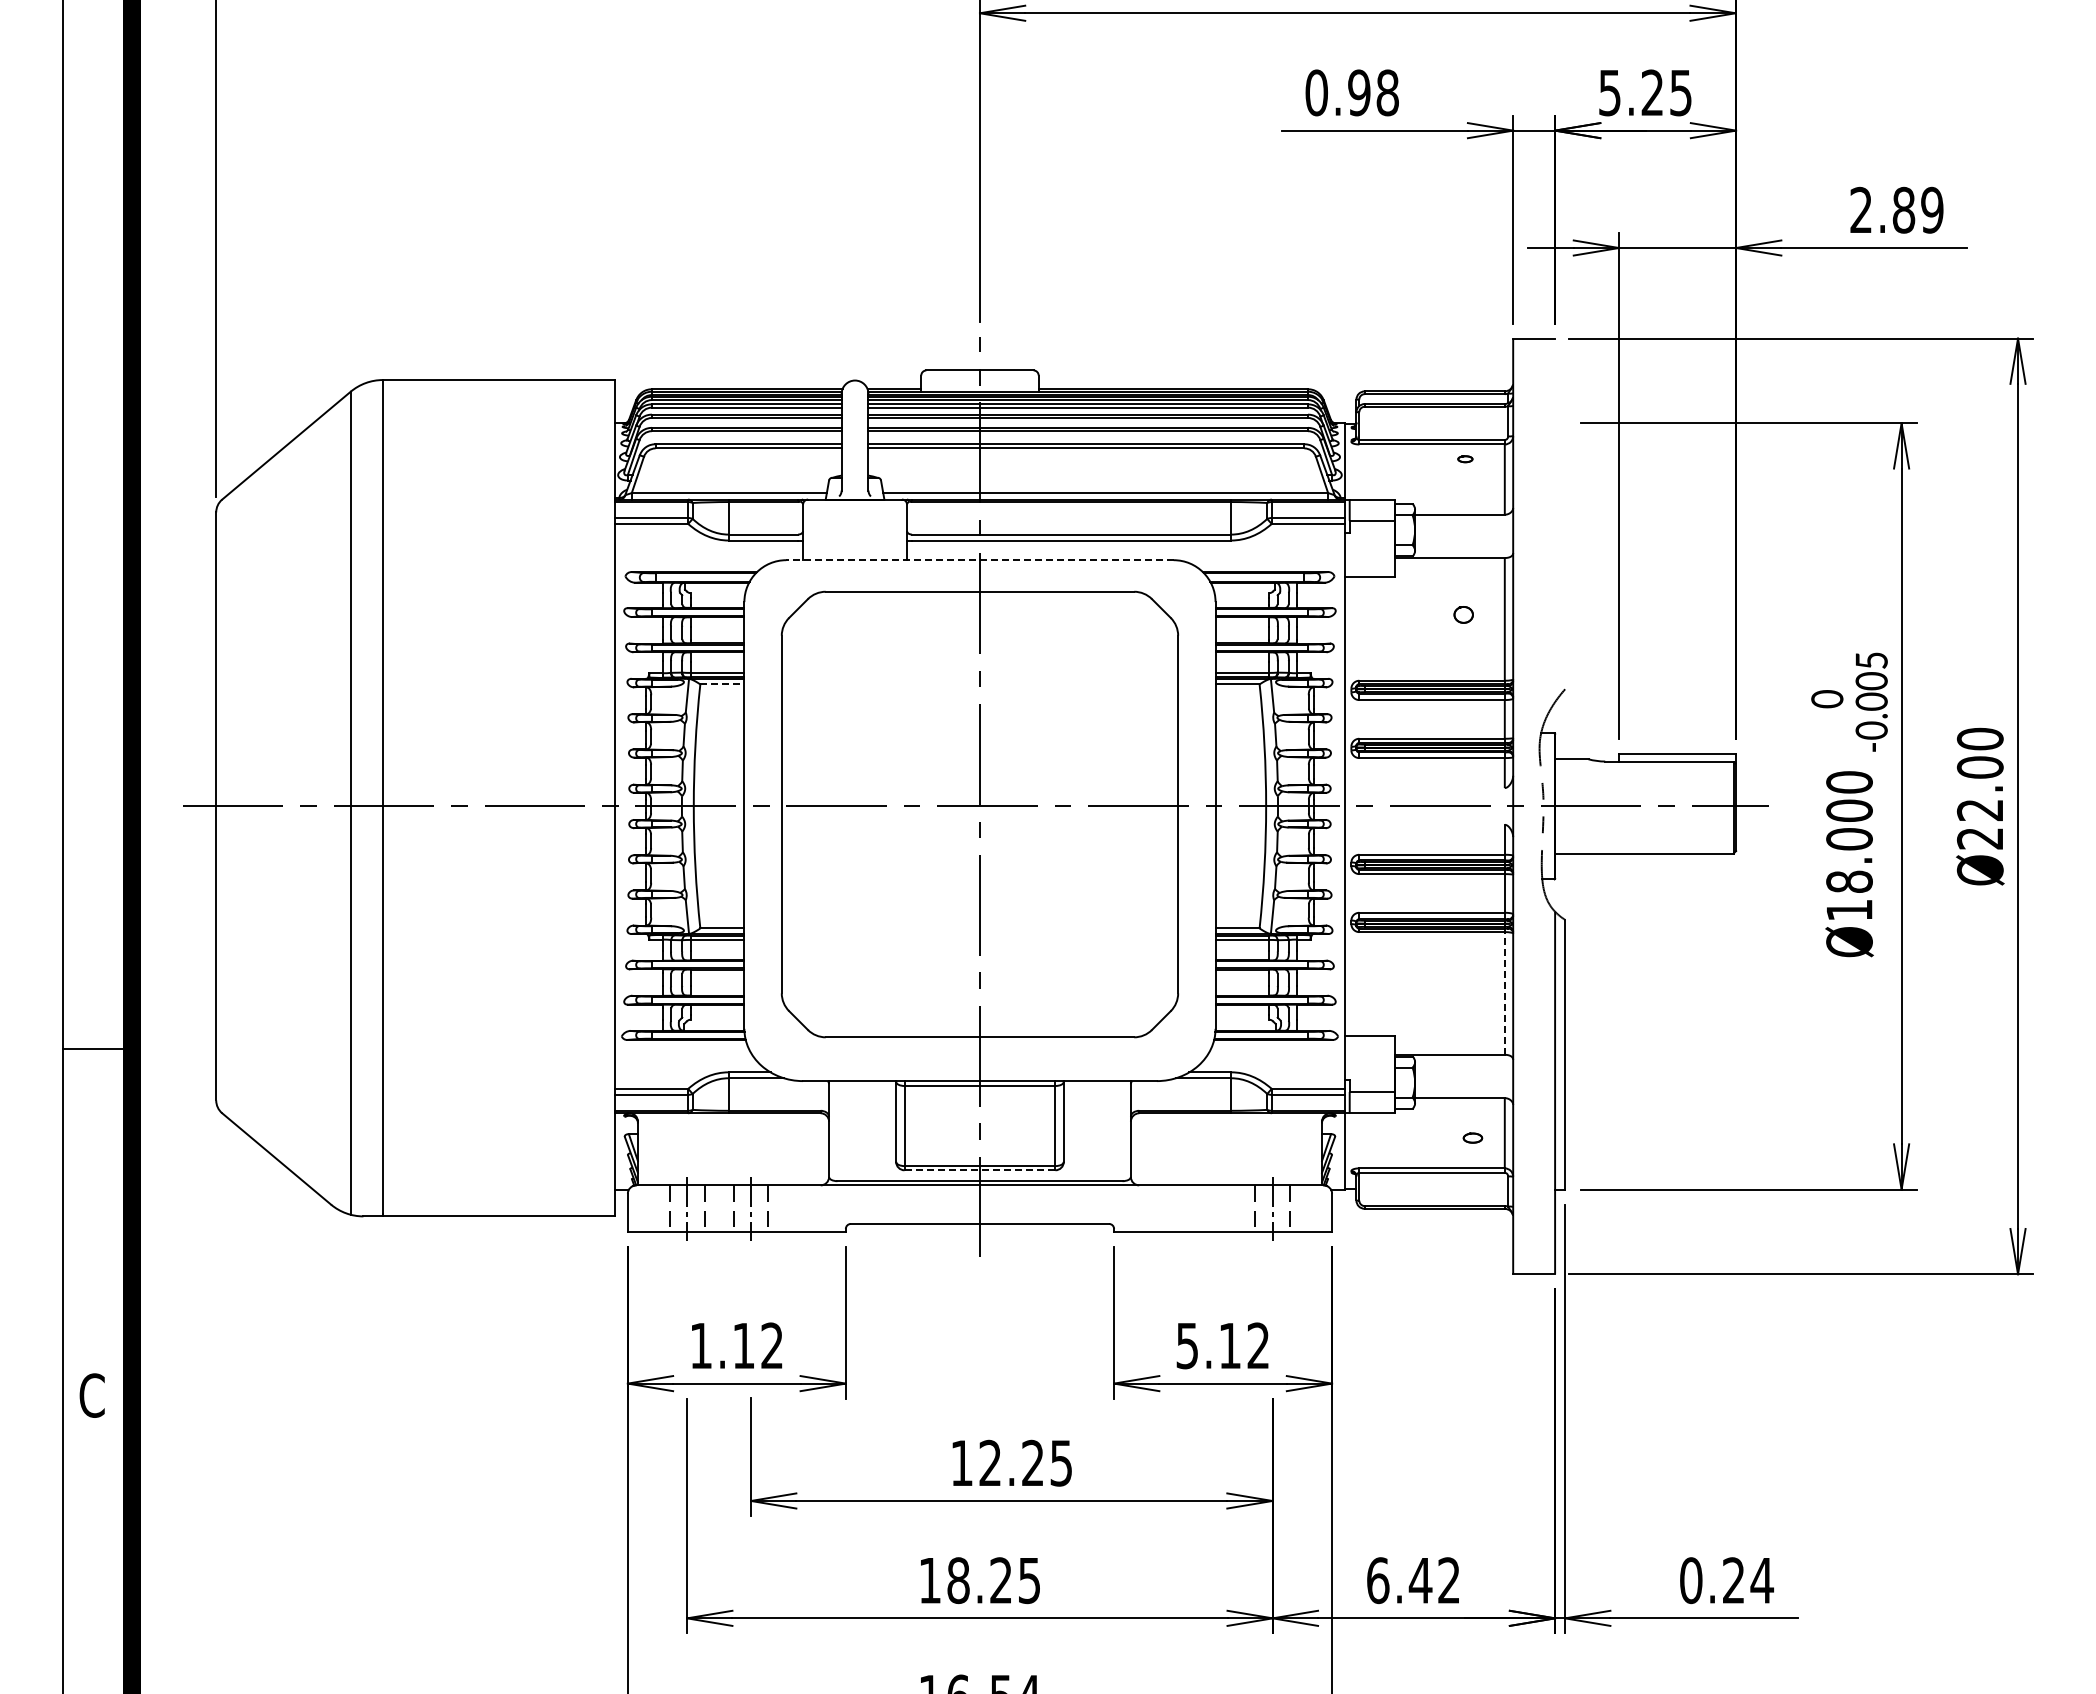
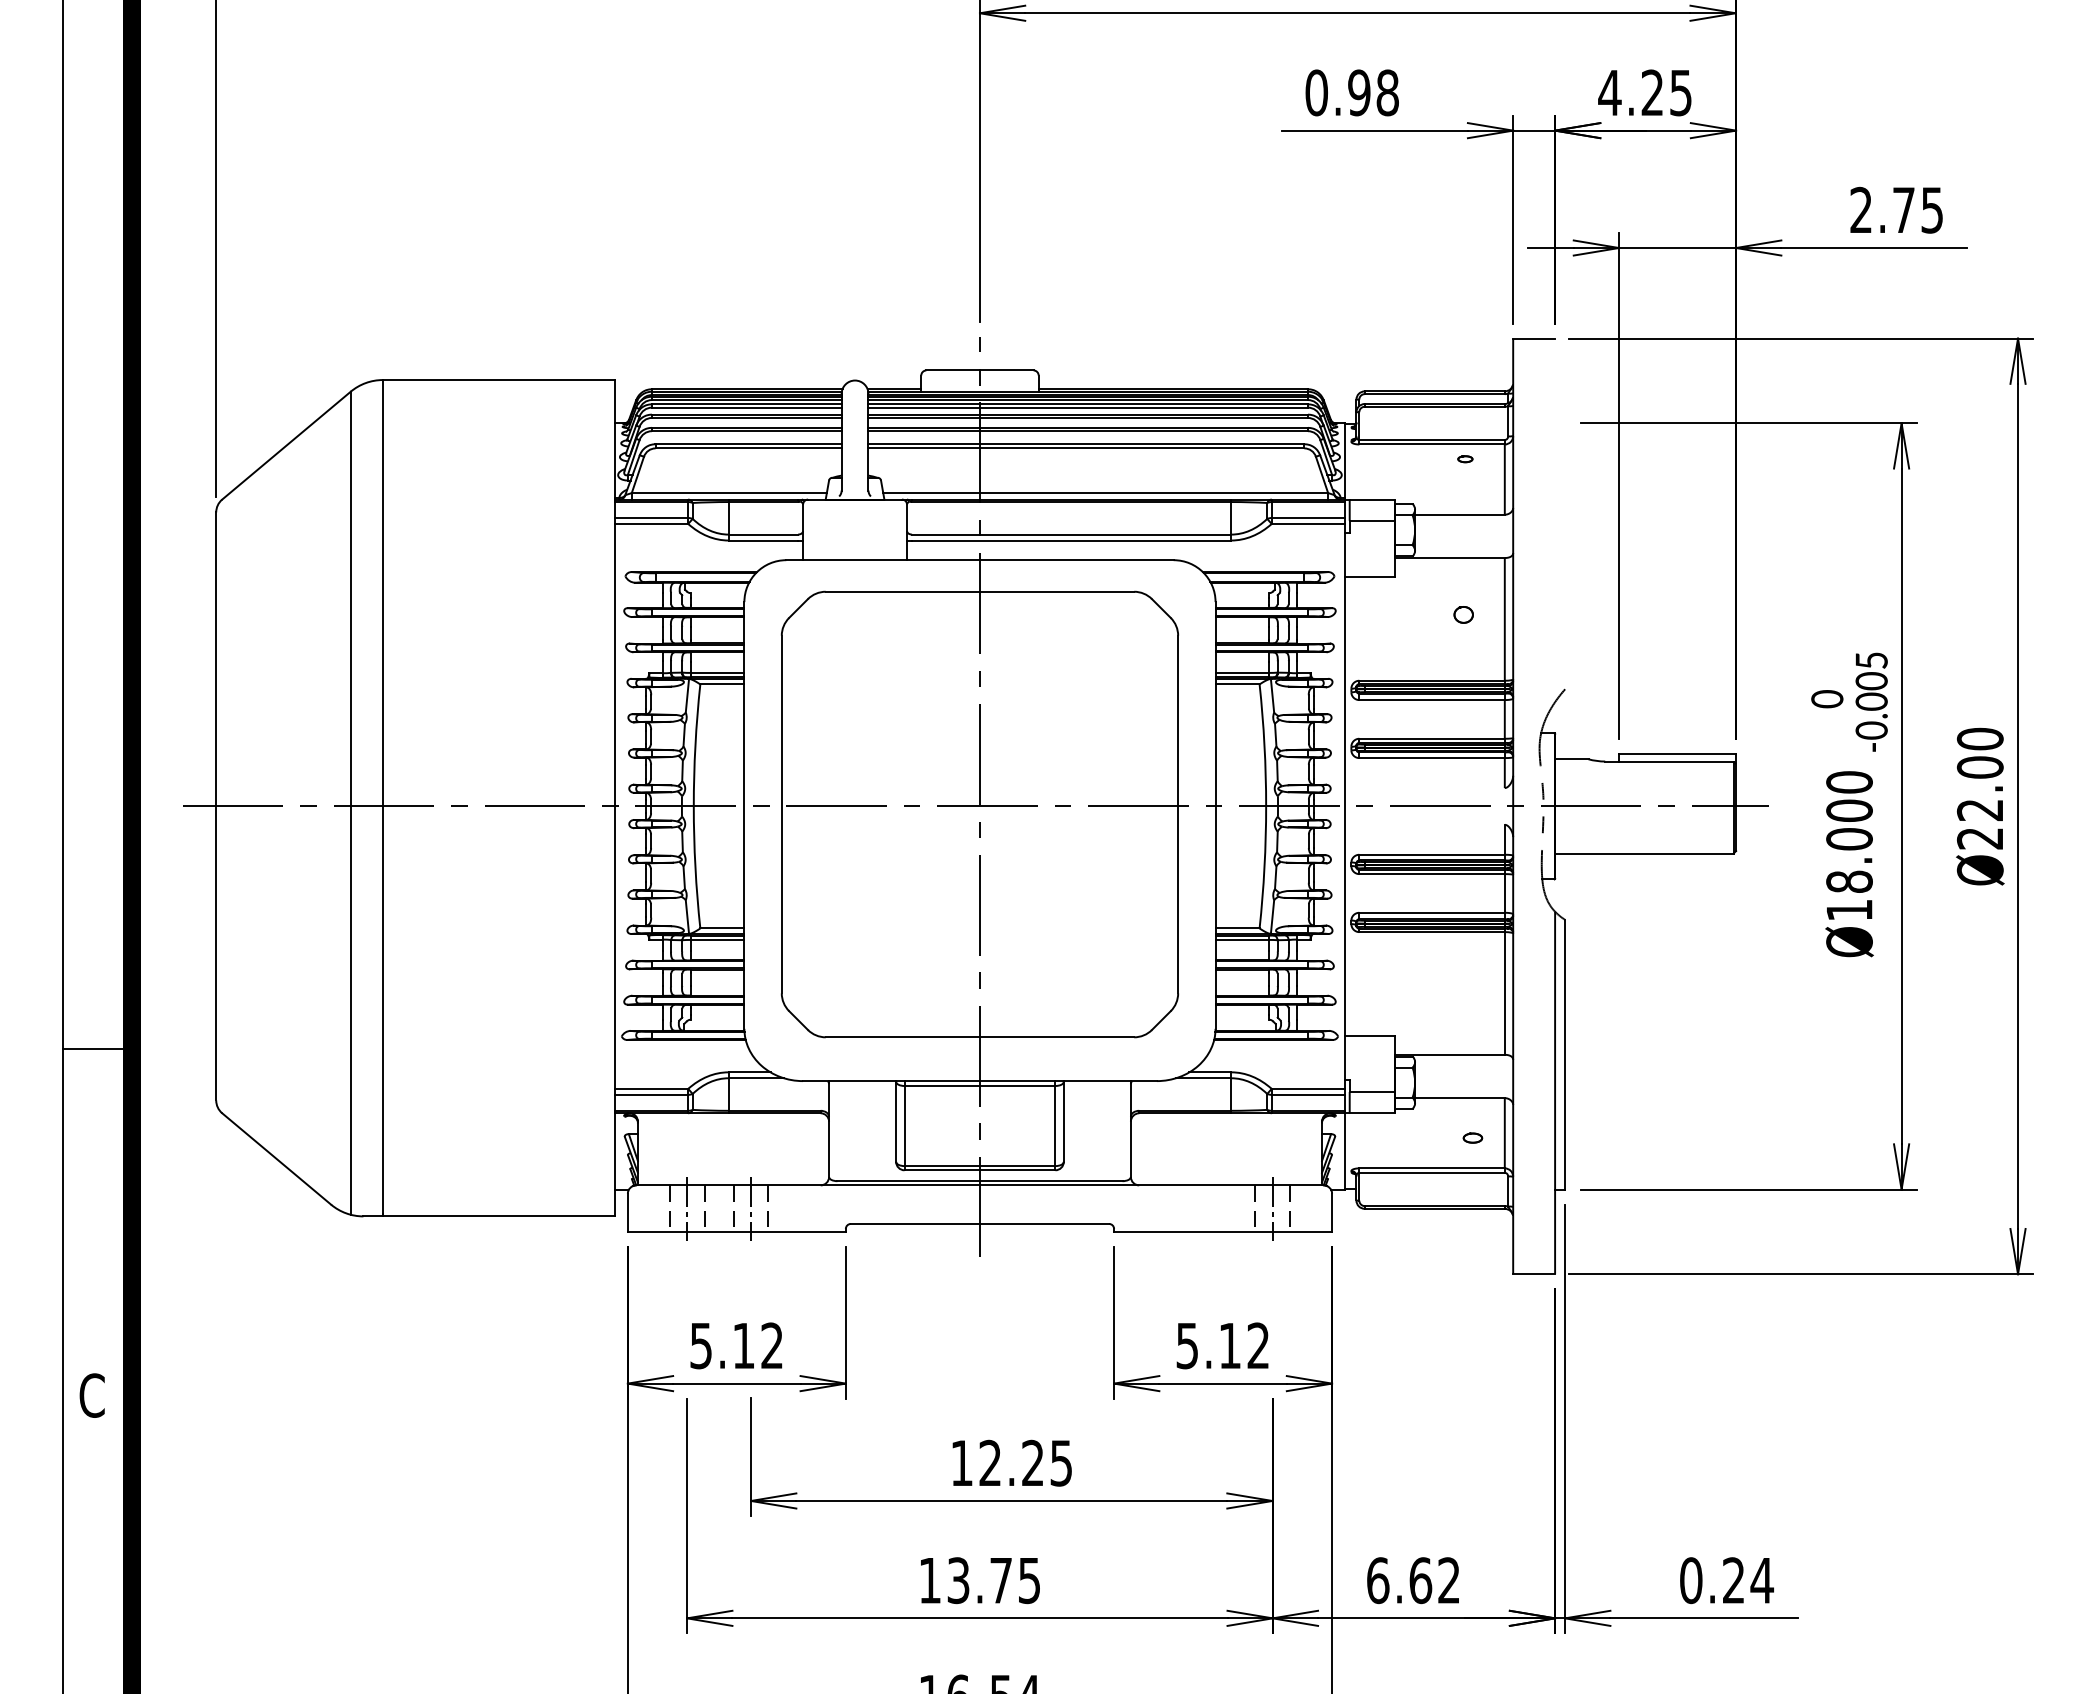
text: 5.25 -> 4.25 (1609, 93)
text: 2.89 -> 2.75 (1917, 209)
line: dashed -> solid (979, 560)
line: dashed -> solid (722, 684)
line: dashed -> solid (1504, 992)
line: dashed -> solid (980, 1170)
text: 1.12 -> 5.12 (700, 1346)
text: 18.25 -> 13.75 (979, 1580)
text: 6.42 -> 6.62 (1420, 1580)
